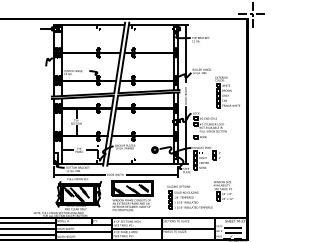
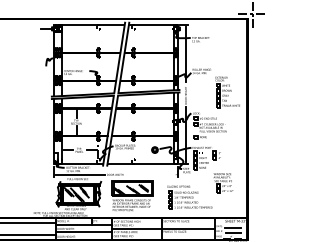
line: present -> none (151, 174)
part position: (223, 191) -> (223, 183) (223, 183)
line: present -> none (29, 229)
